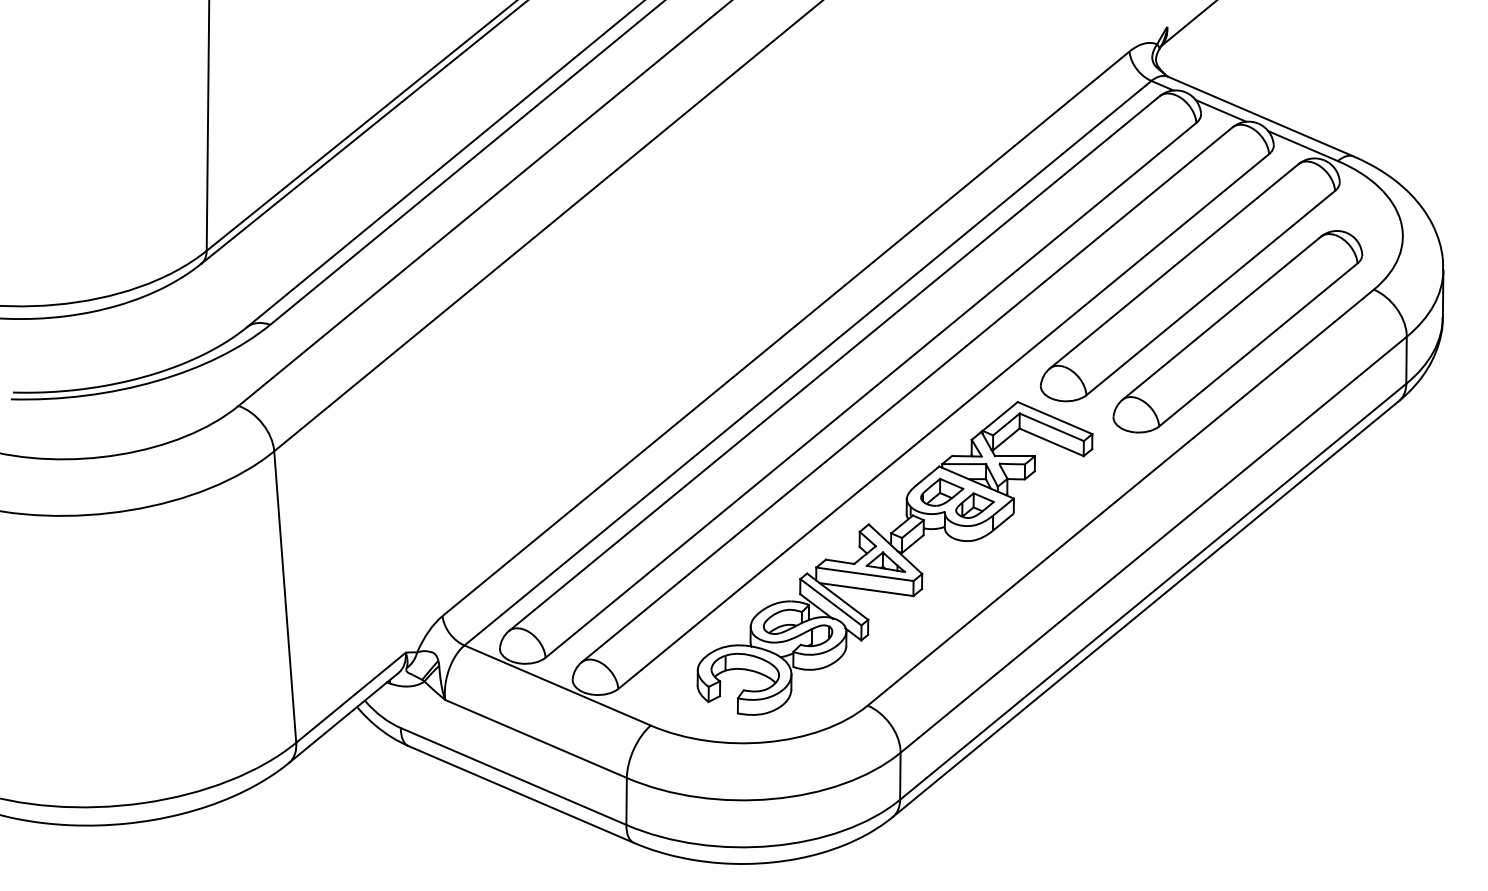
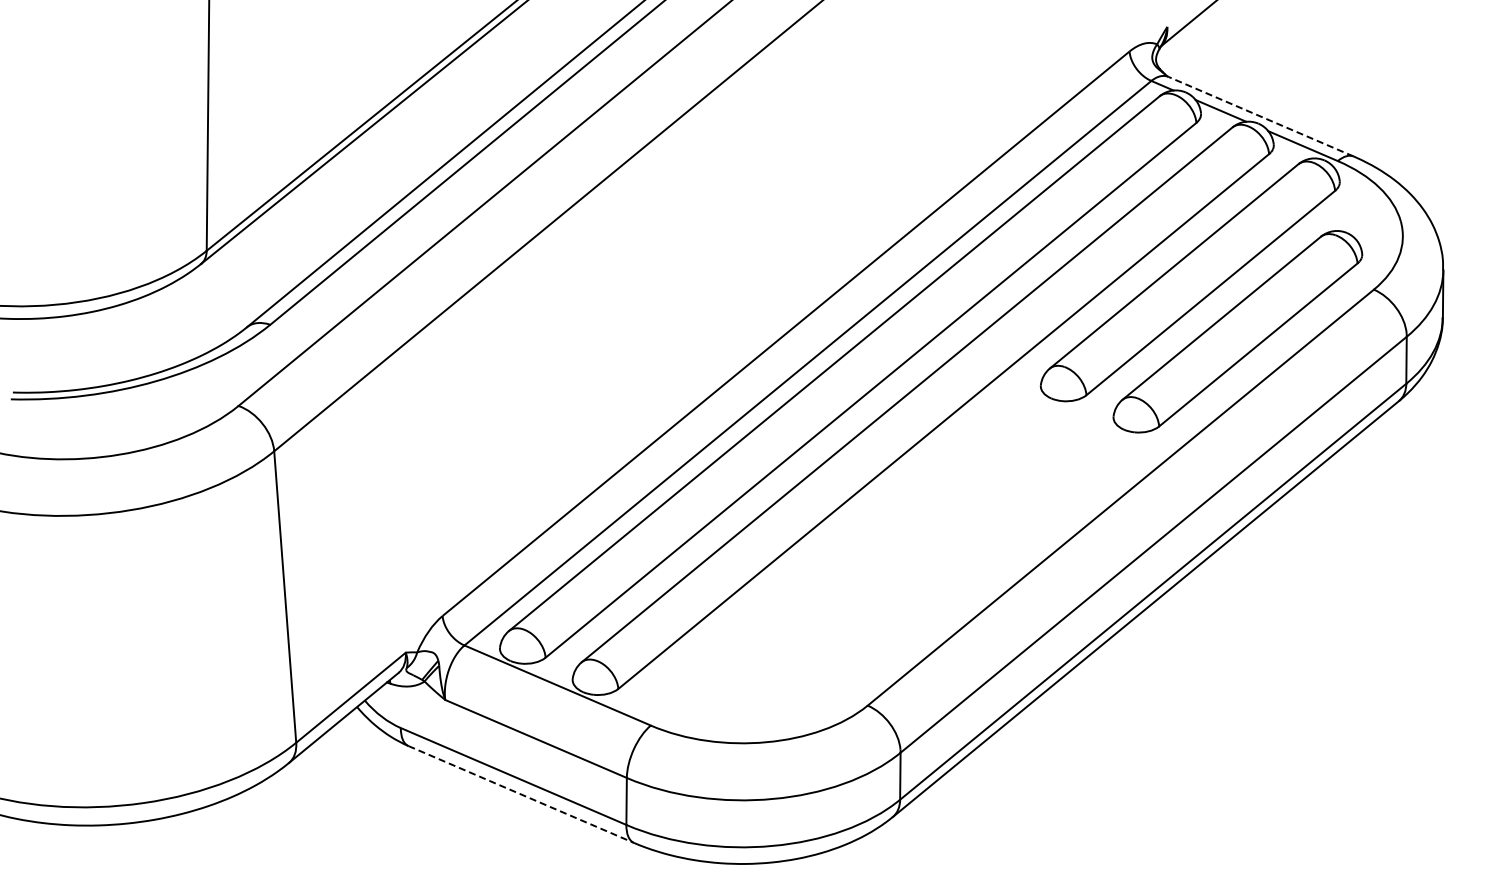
line: solid -> dashed (1261, 116)
part: present -> none (894, 558)
line: solid -> dashed (521, 794)
